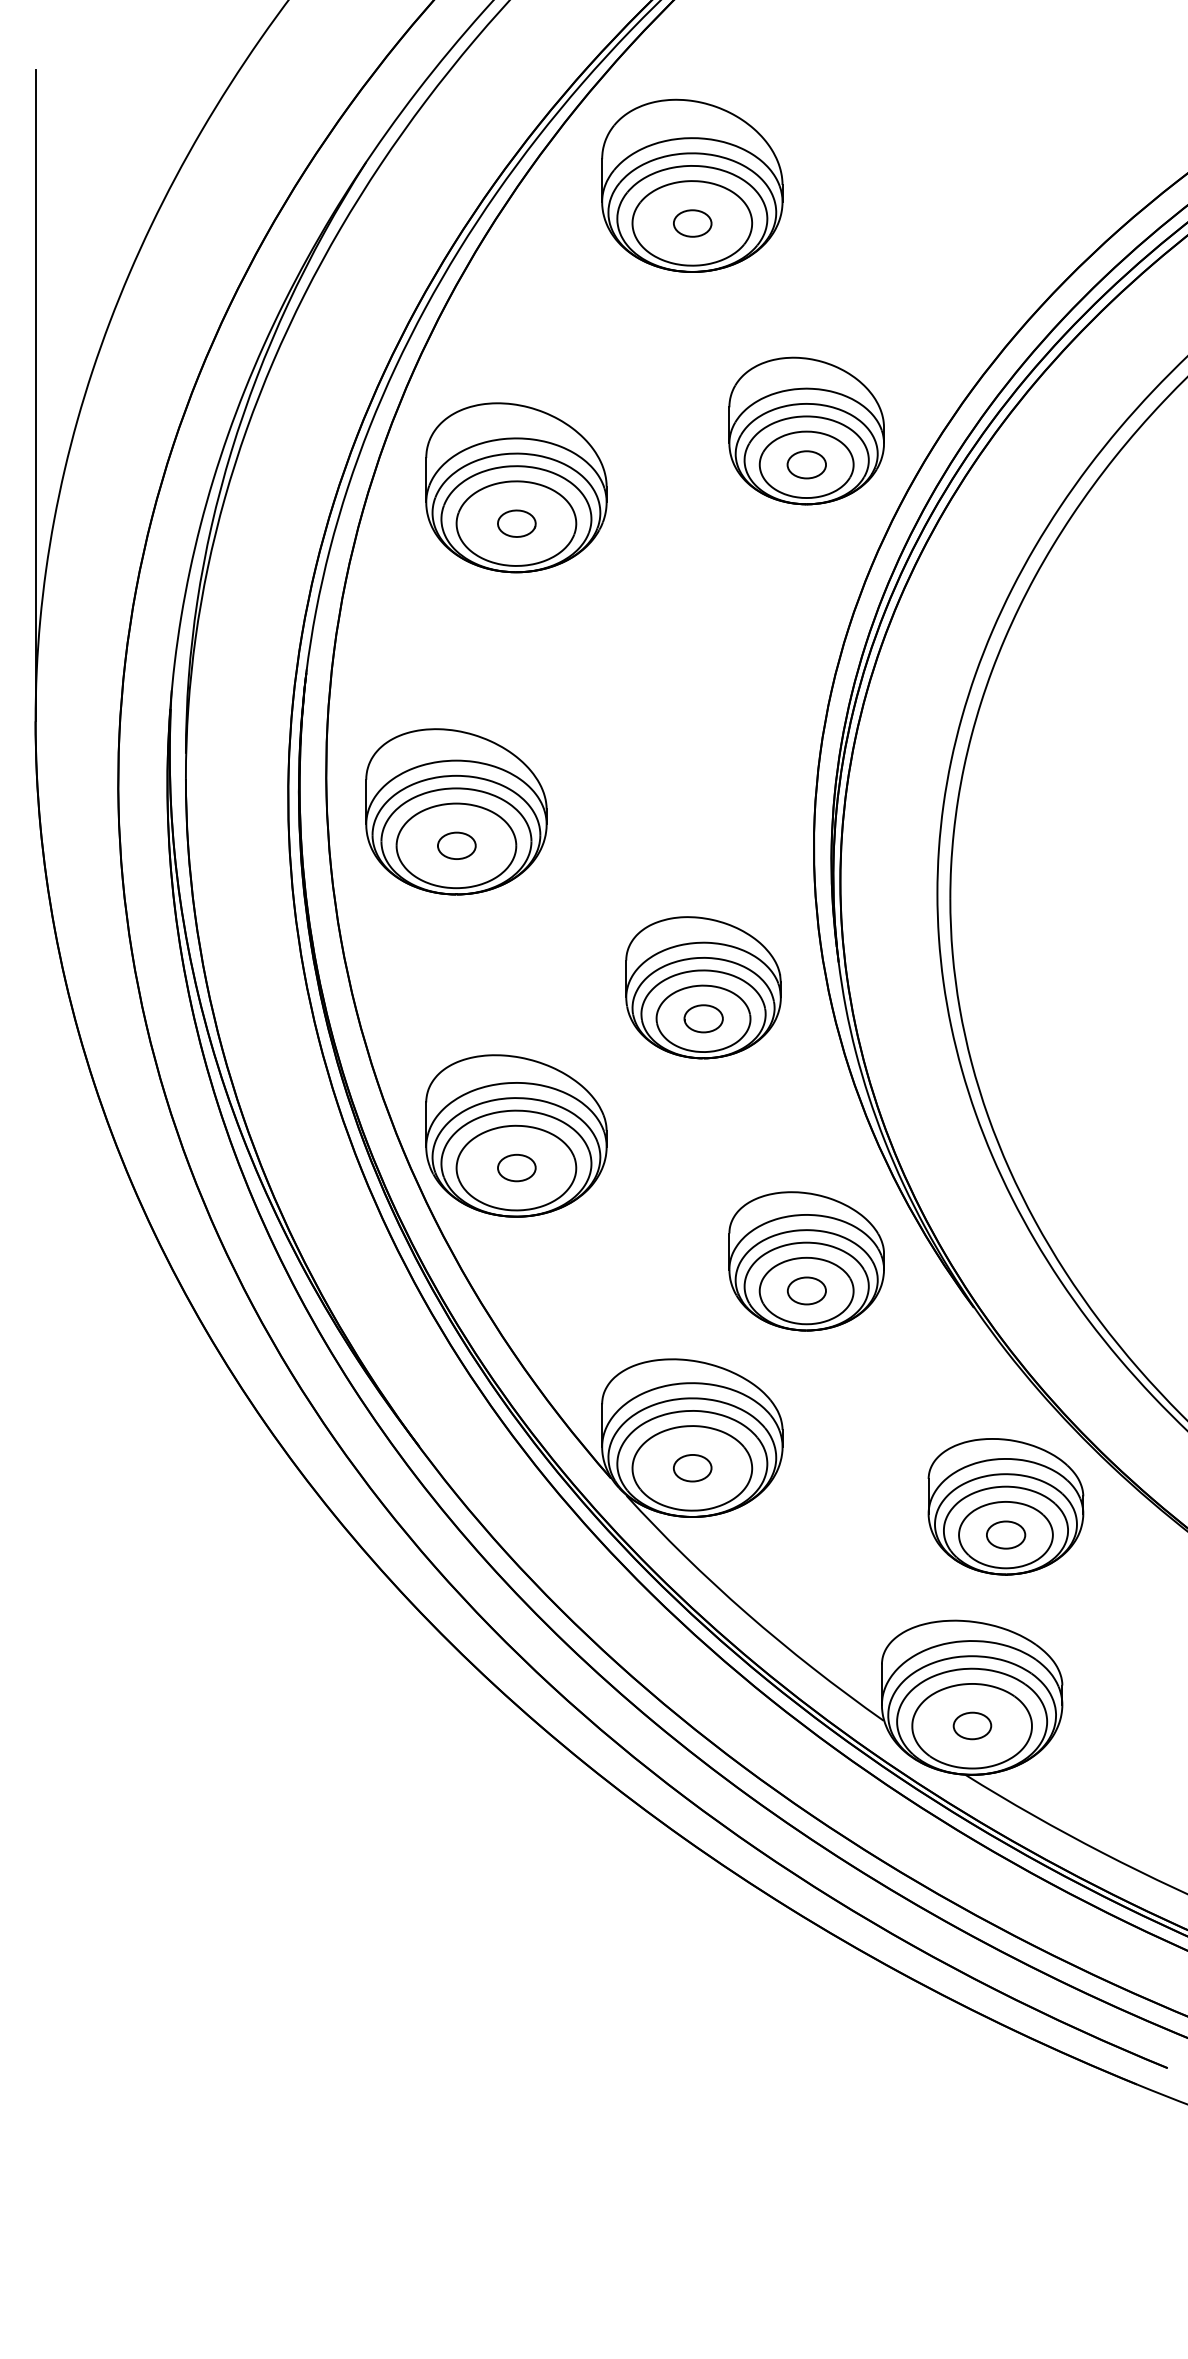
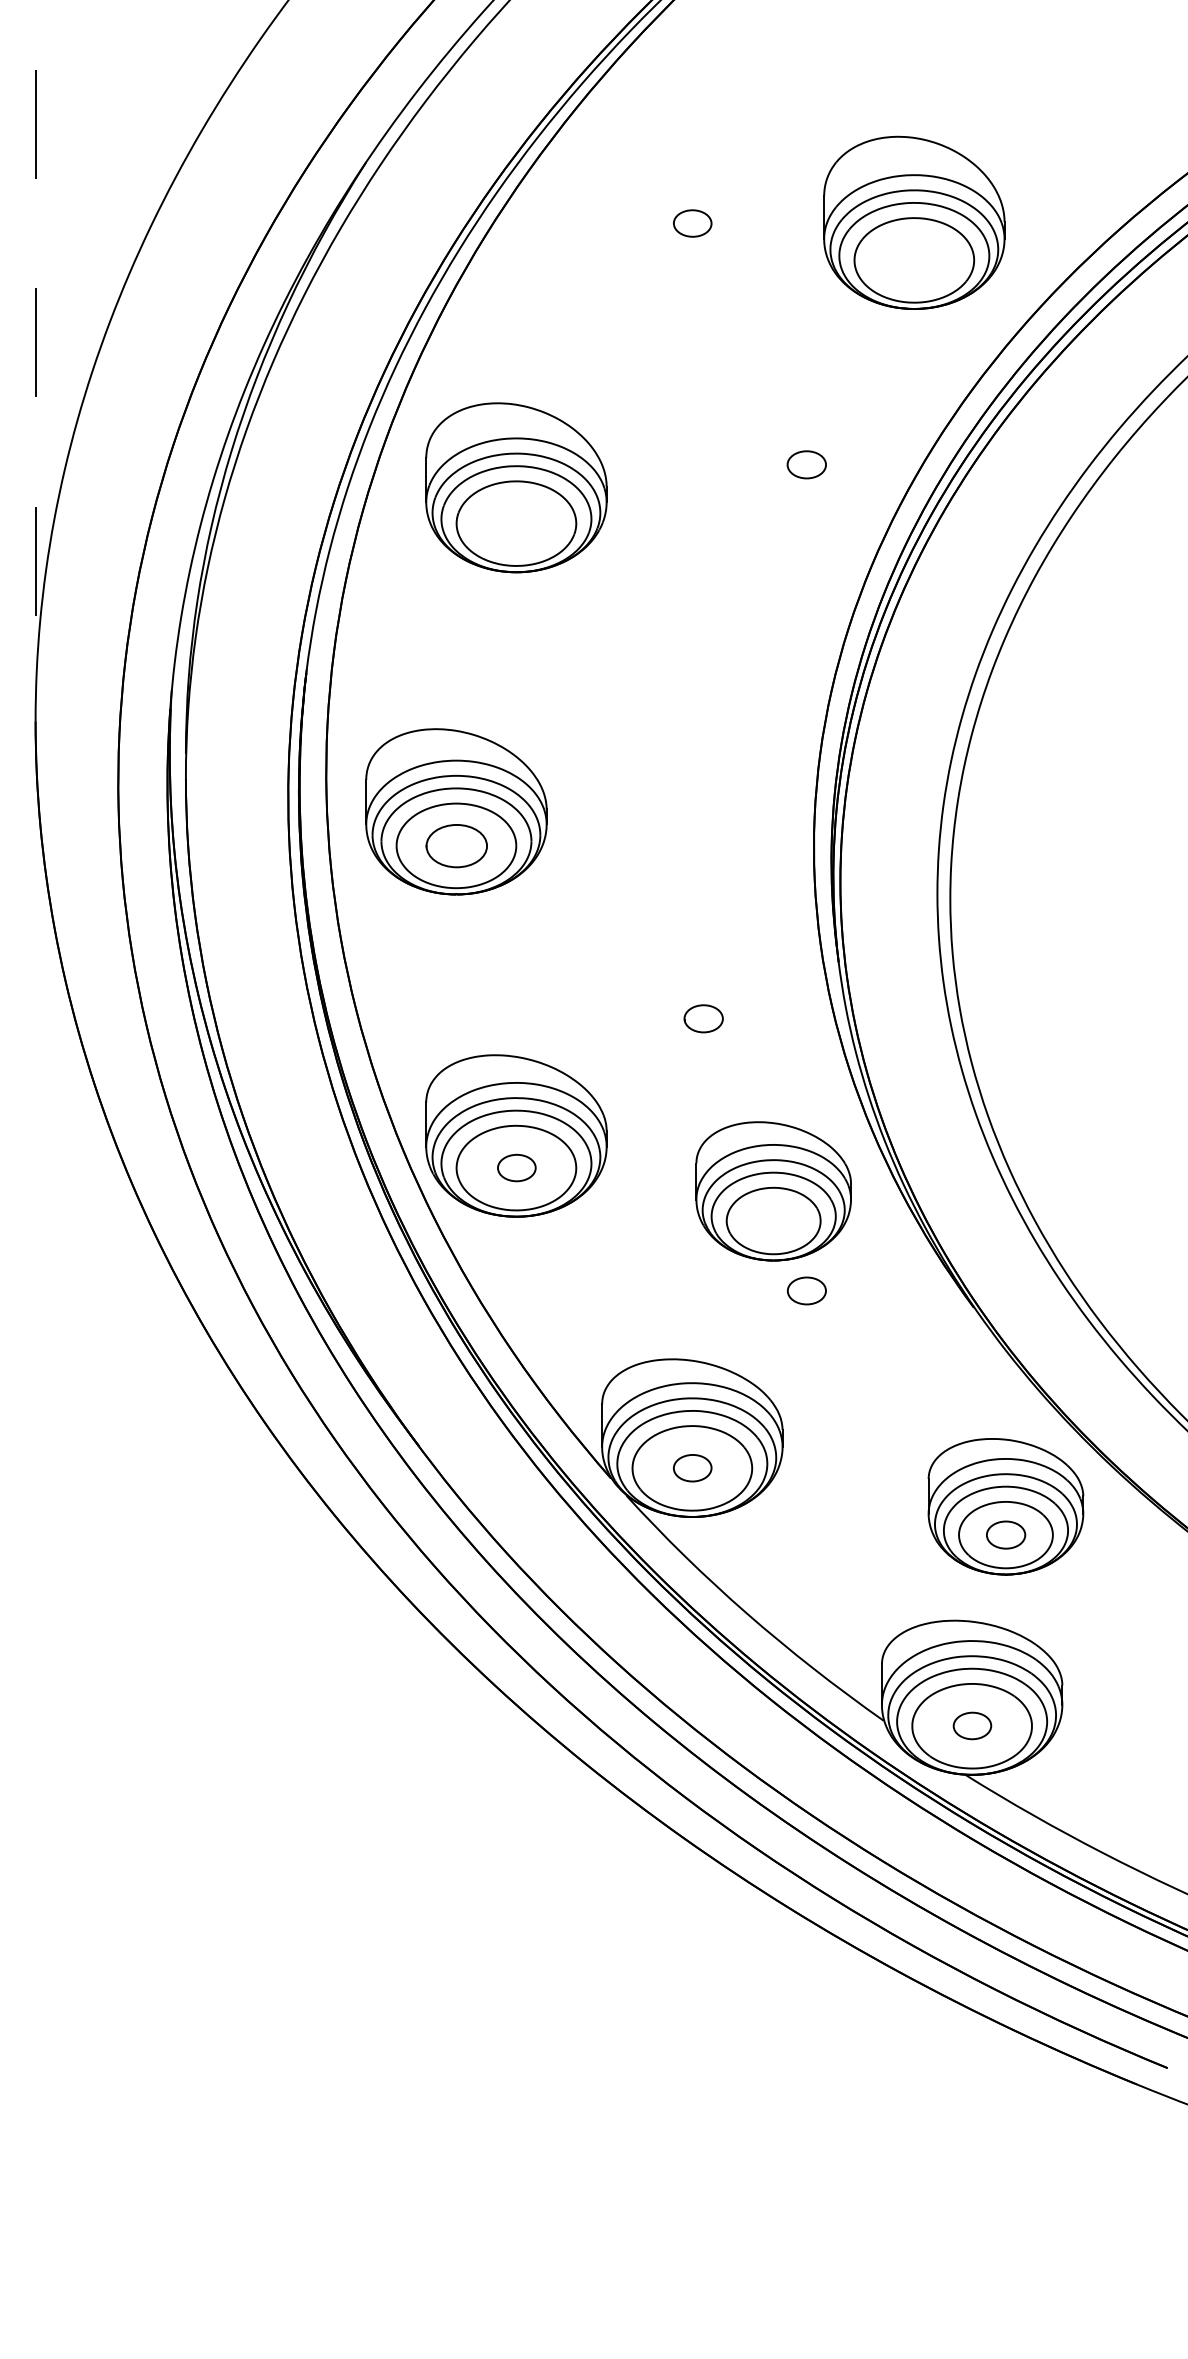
part position: (692, 185) -> (914, 222) (914, 222)
line: solid -> dashed (35, 395)
part: present -> none (806, 430)
part: present -> none (516, 523)
part size: 40x29 px -> 63x45 px (456, 846)
part: present -> none (703, 987)
part position: (806, 1261) -> (773, 1191) (773, 1191)
